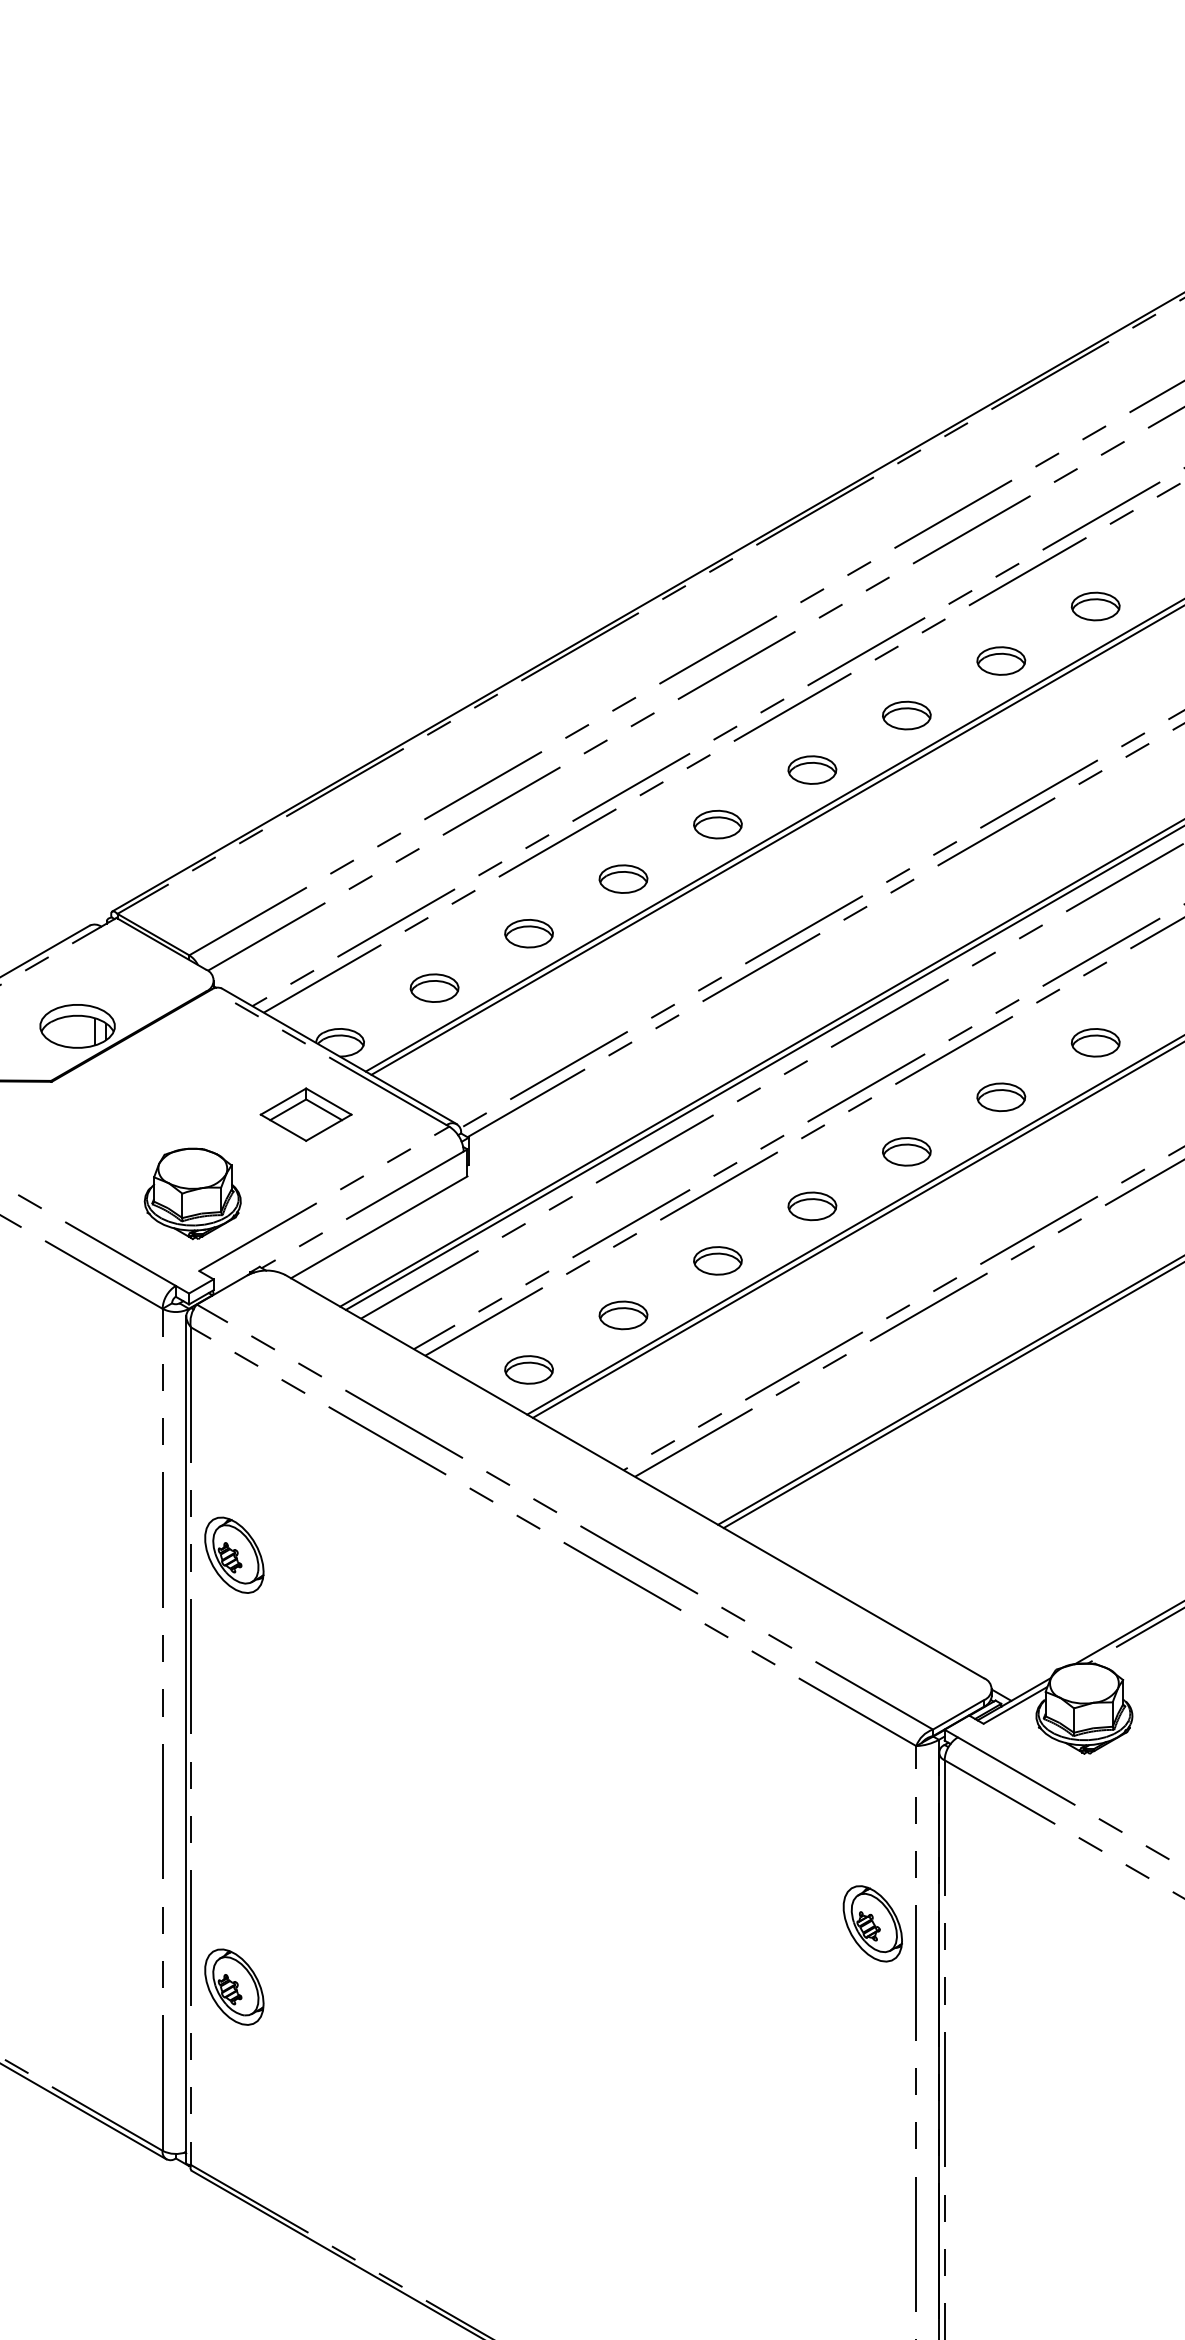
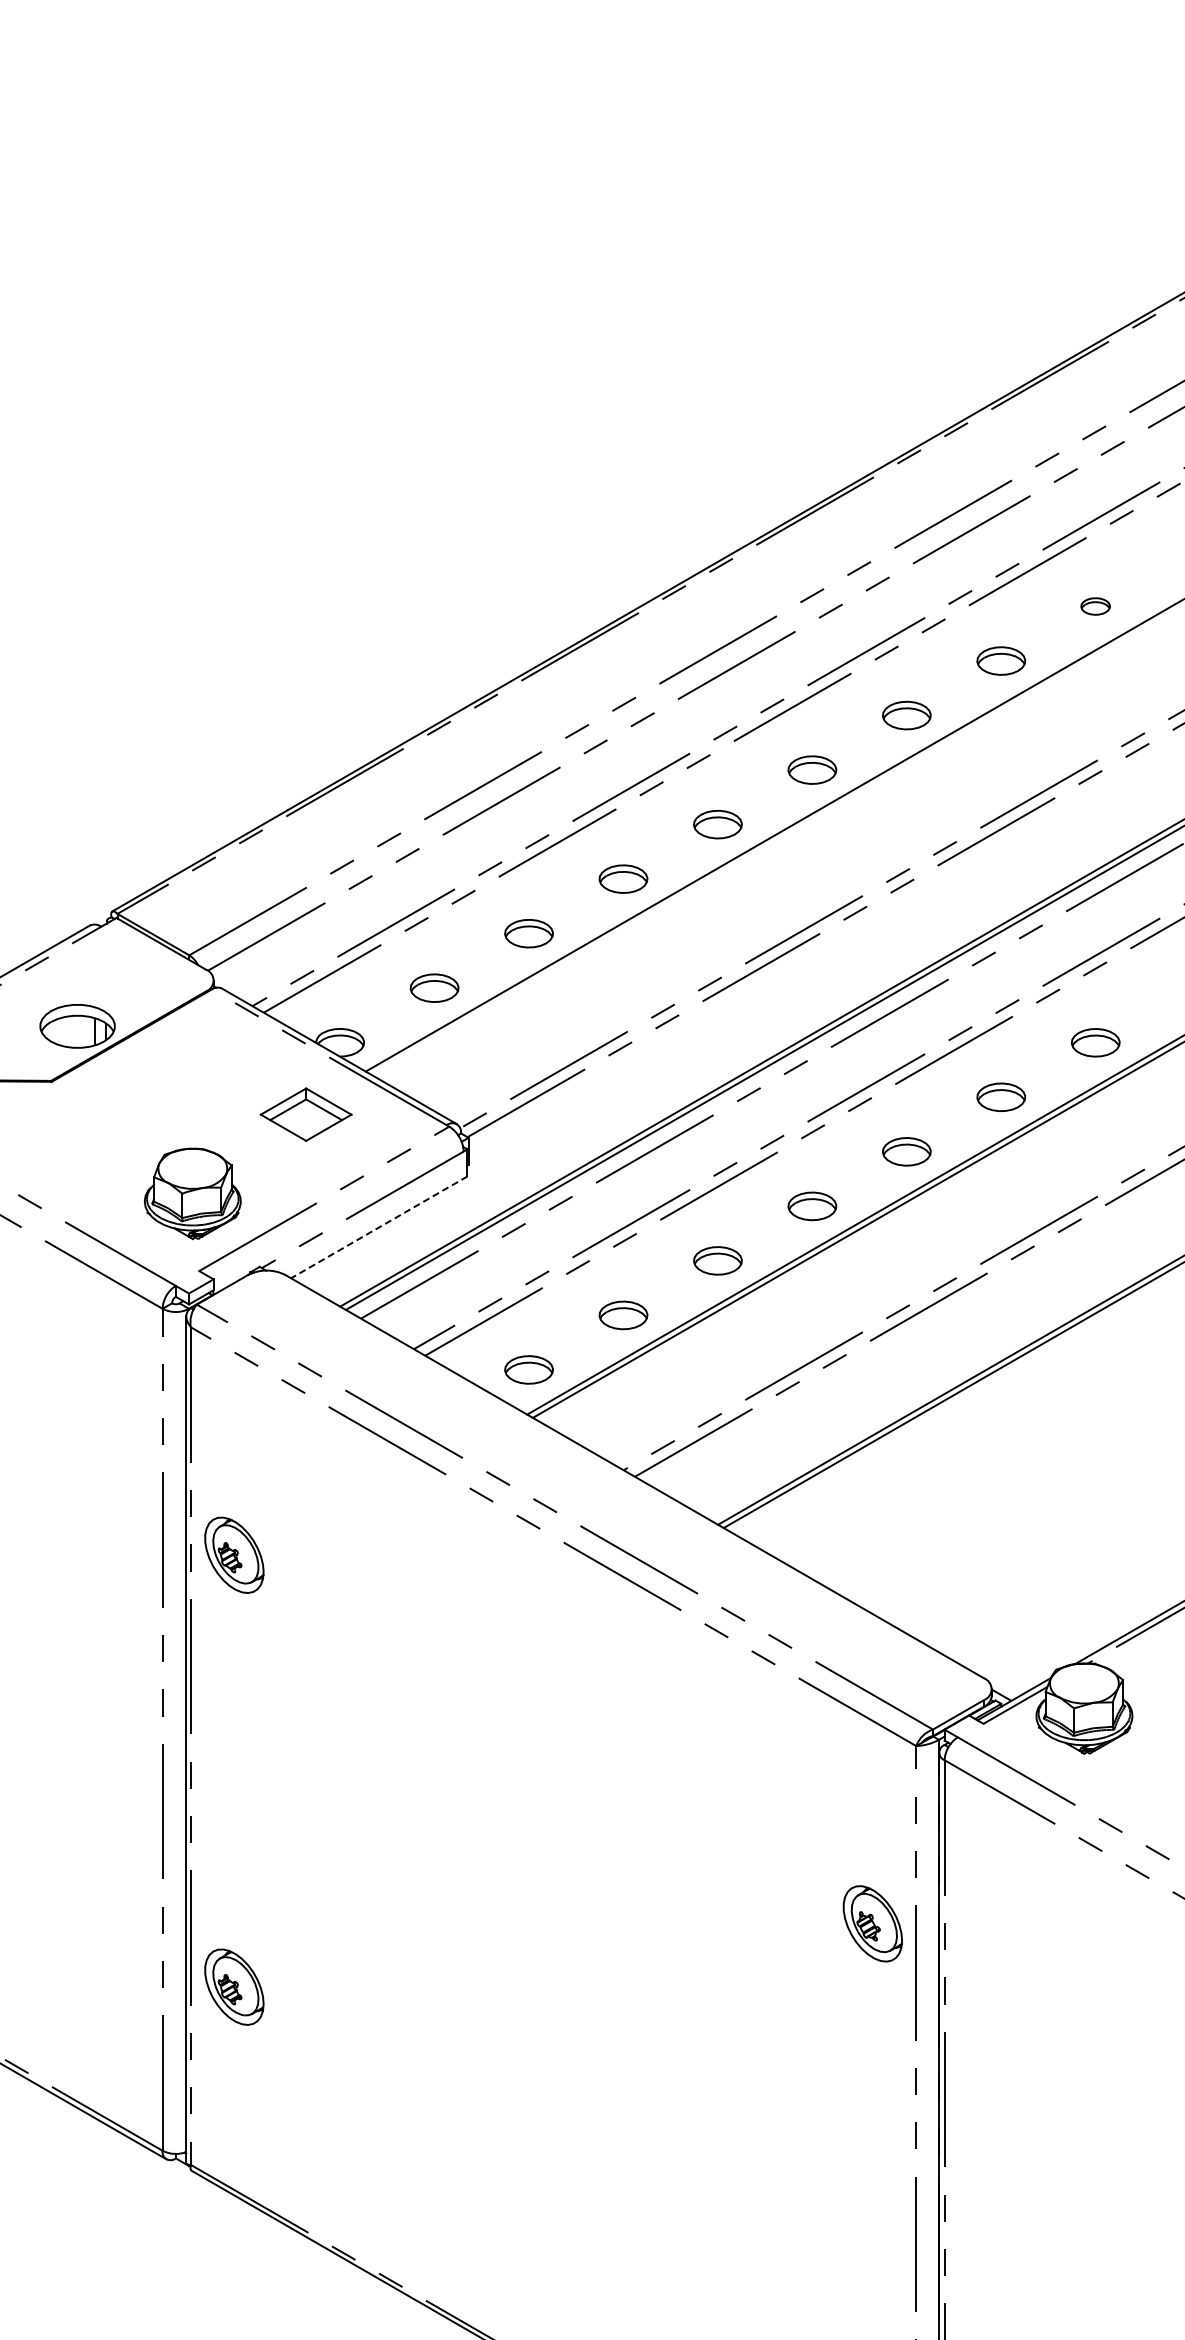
part size: 51x31 px -> 31x19 px (1095, 606)
line: present -> none (776, 840)
line: solid -> dashed (379, 1227)
